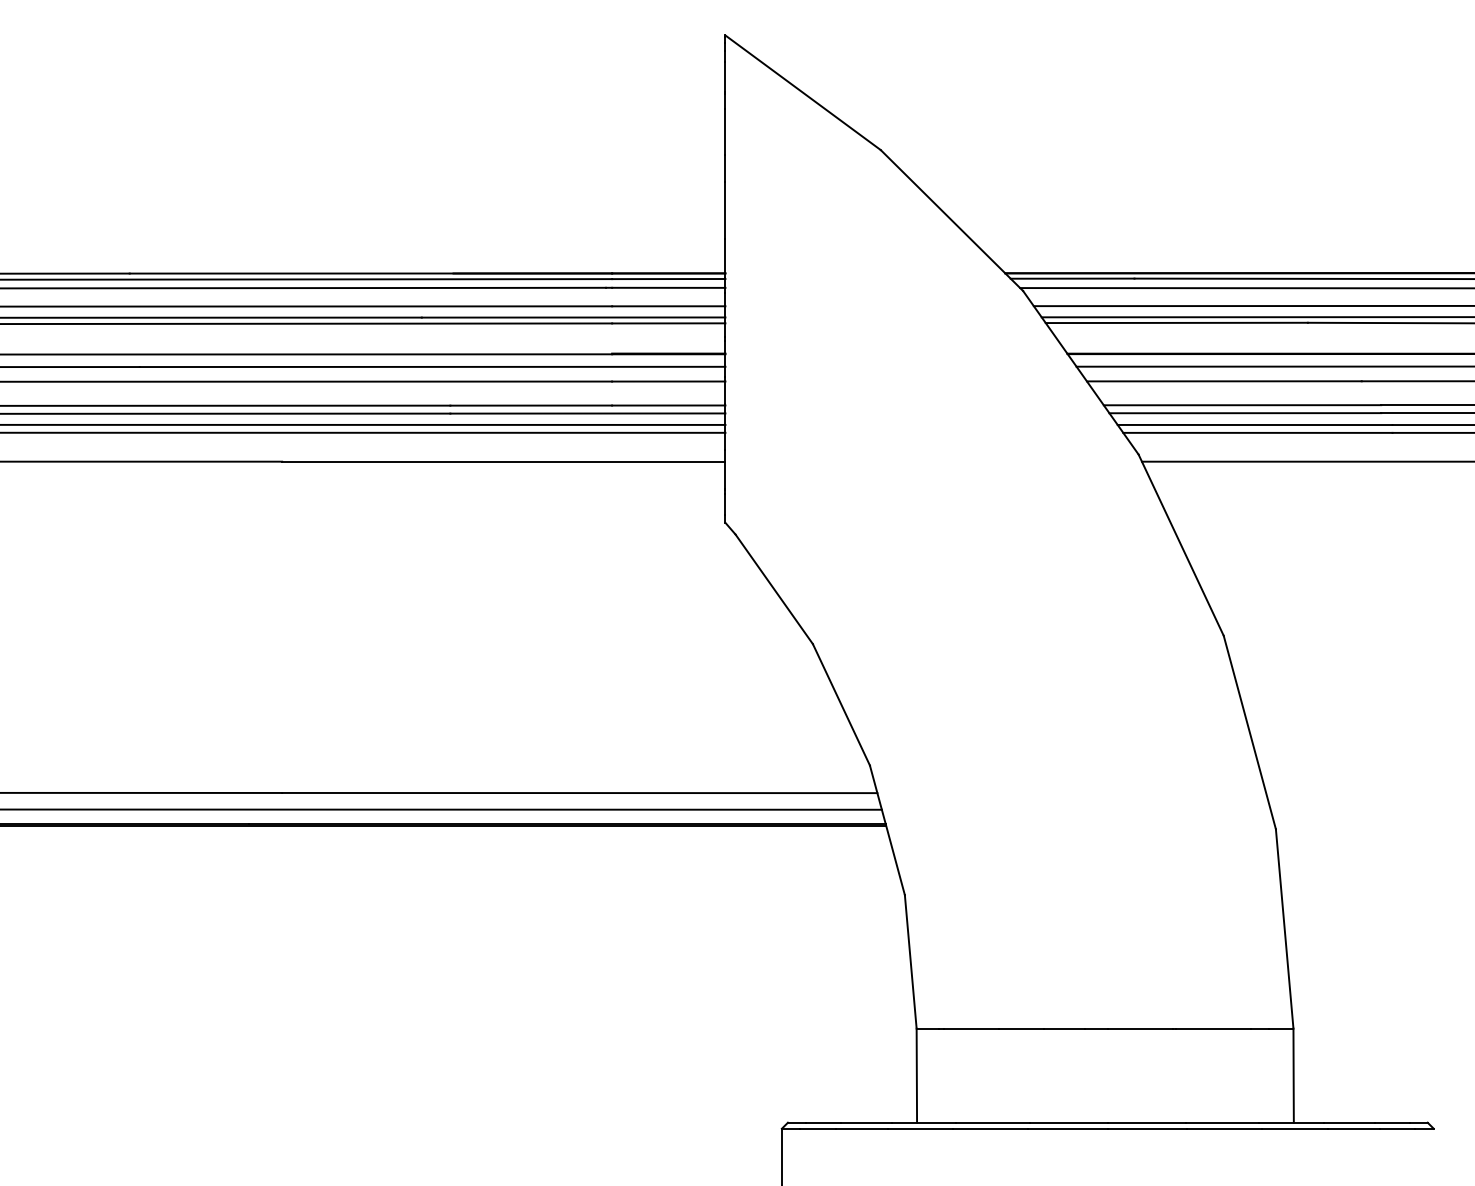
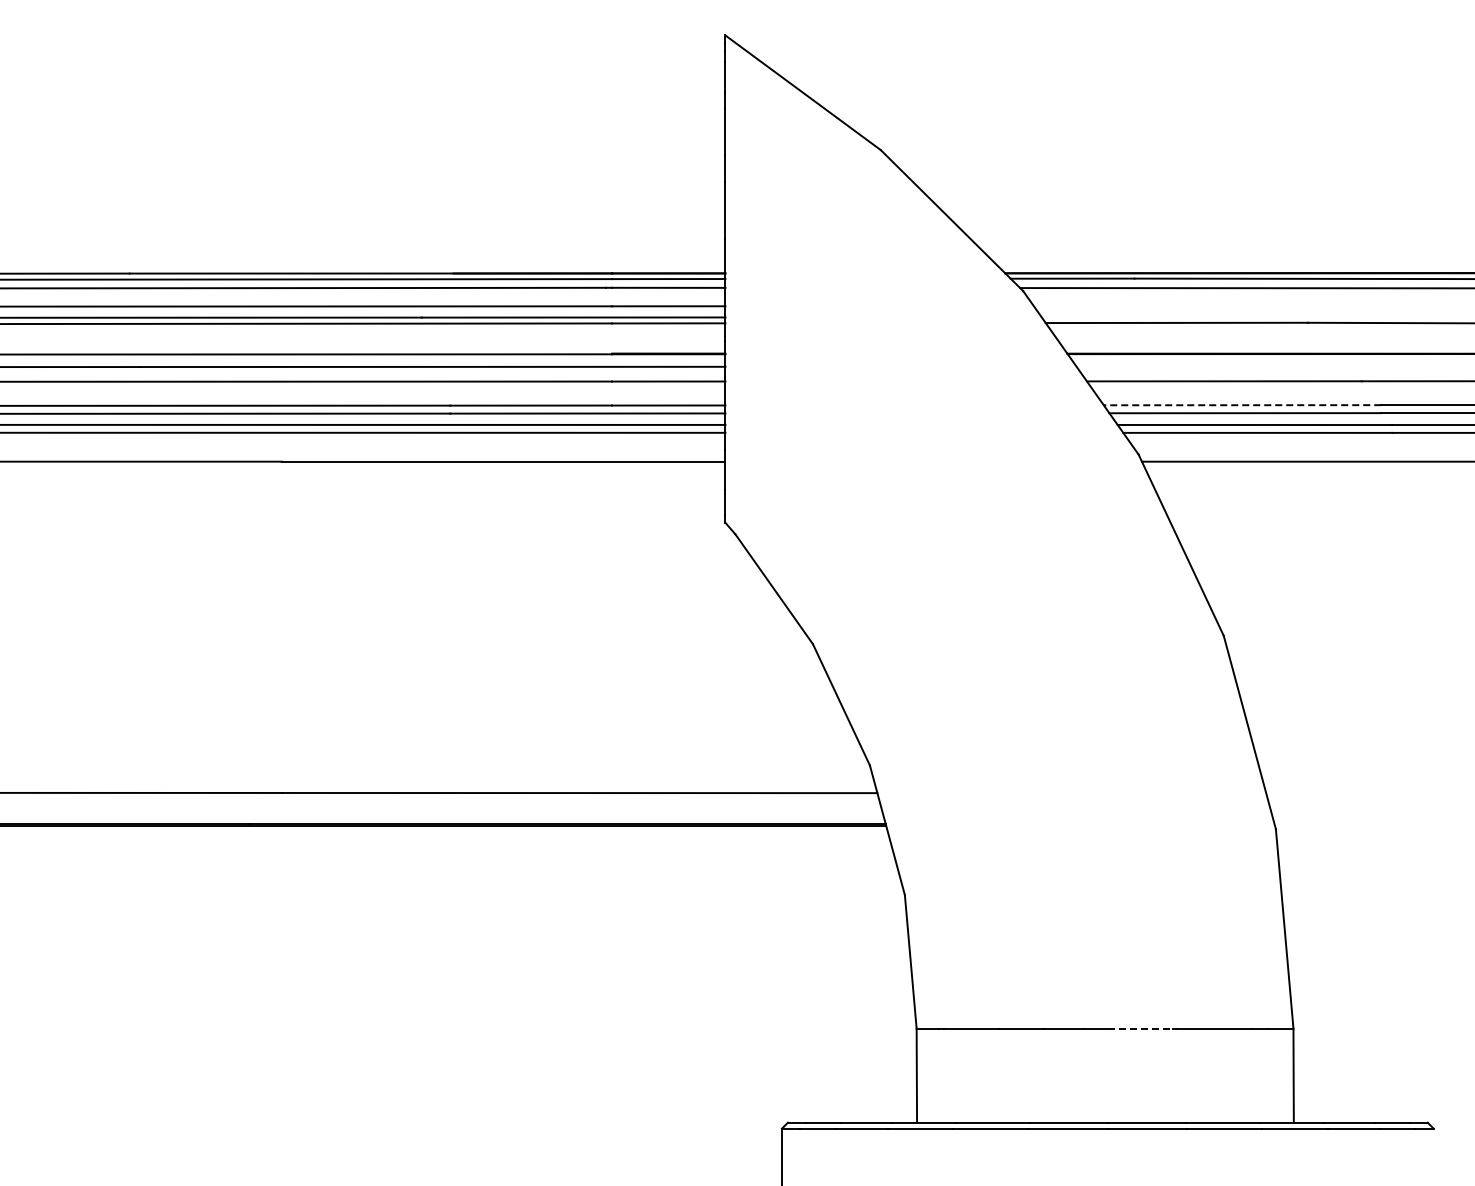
line: present -> none (1252, 305)
line: present -> none (1256, 317)
line: present -> none (1273, 366)
line: solid -> dashed (1242, 405)
line: present -> none (441, 809)
line: solid -> dashed (1140, 1028)
